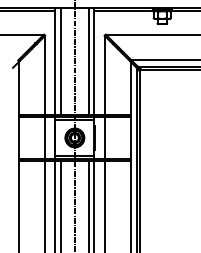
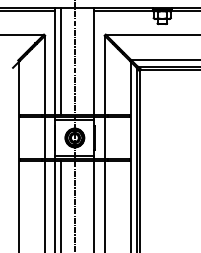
line: present -> none (89, 60)
line: present -> none (89, 205)
